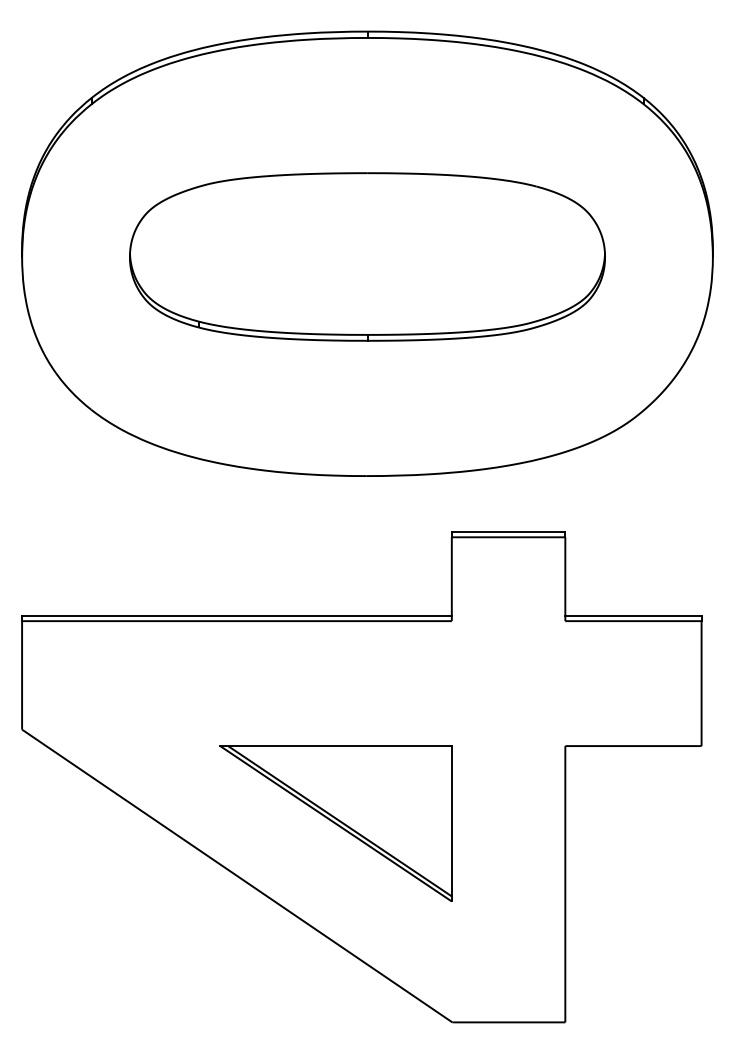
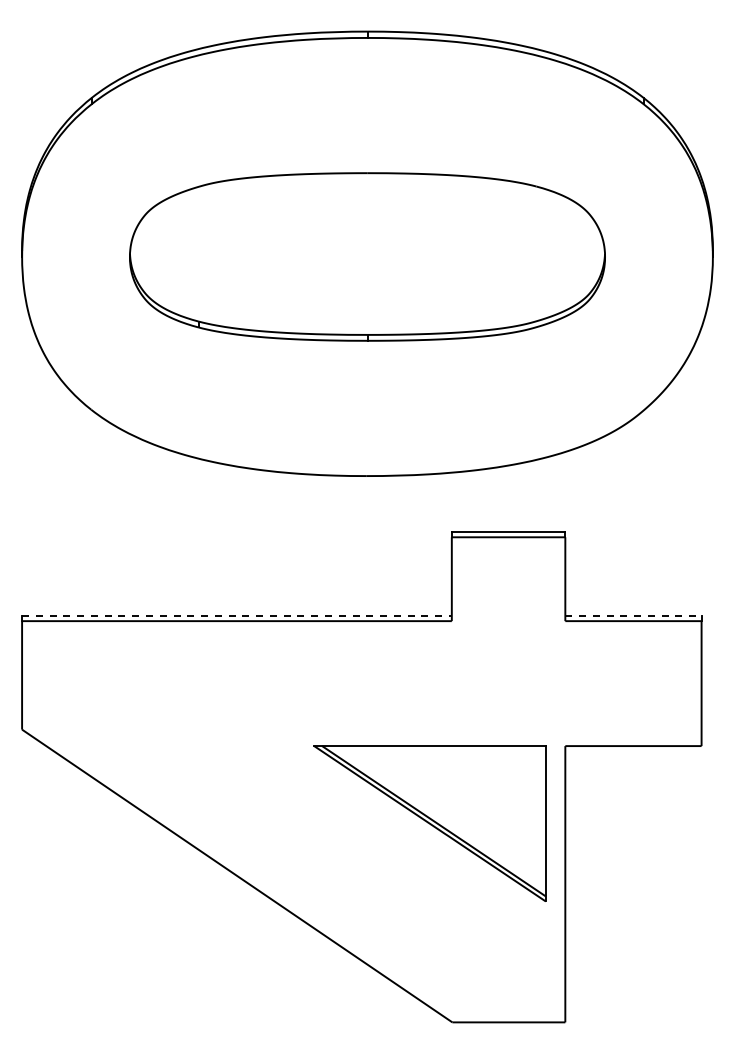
line: solid -> dashed (236, 615)
line: solid -> dashed (633, 615)
part position: (335, 823) -> (429, 823) (429, 823)
